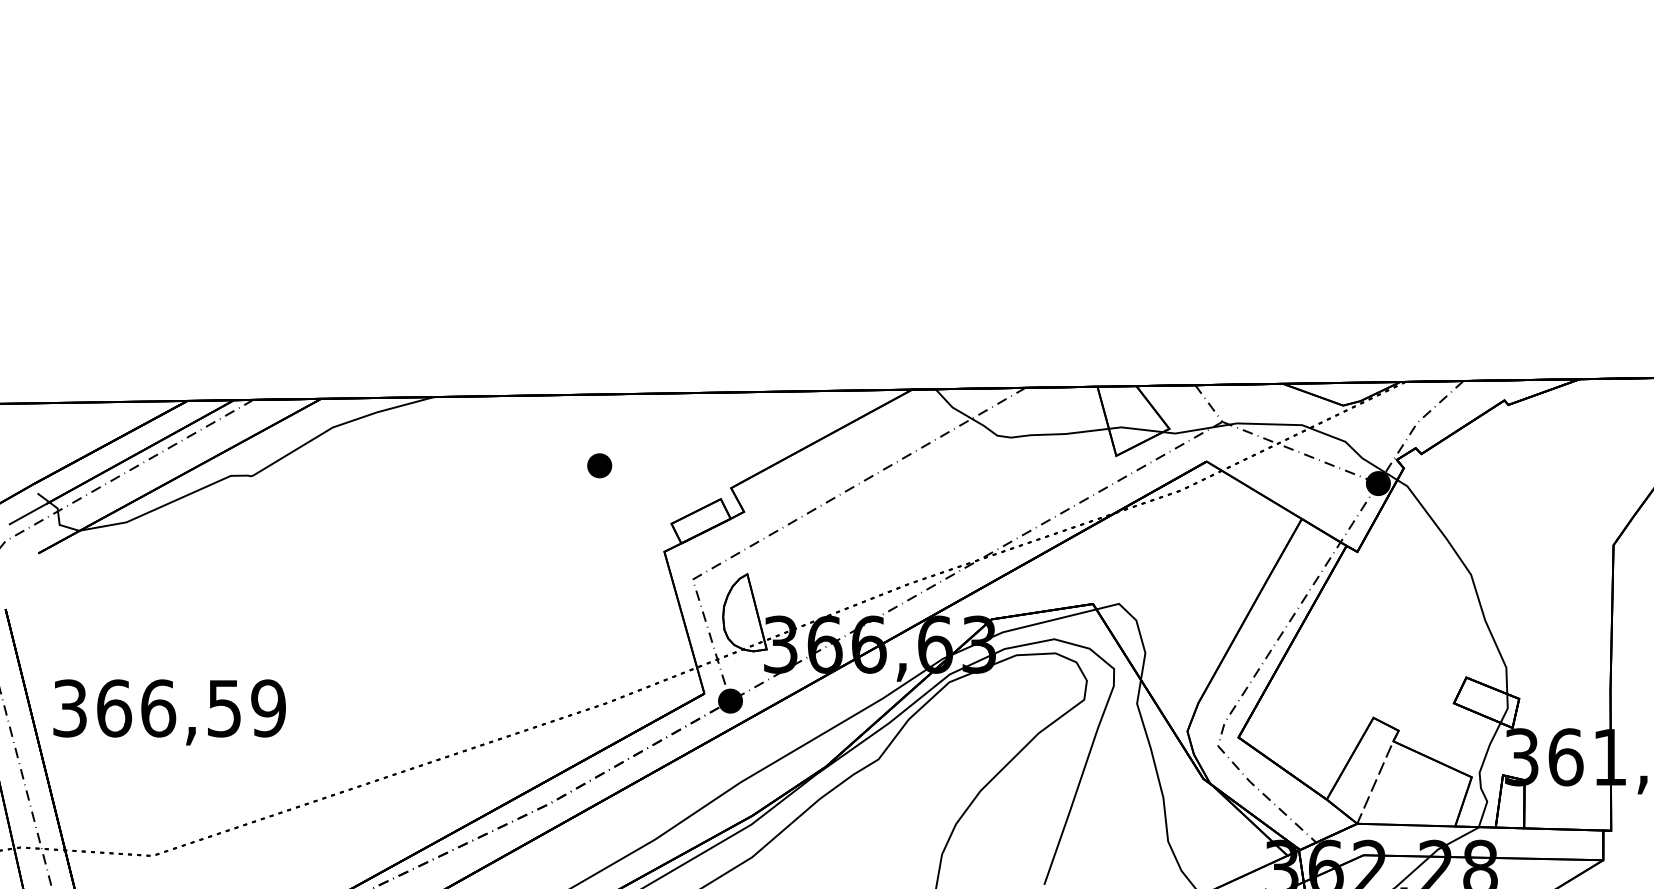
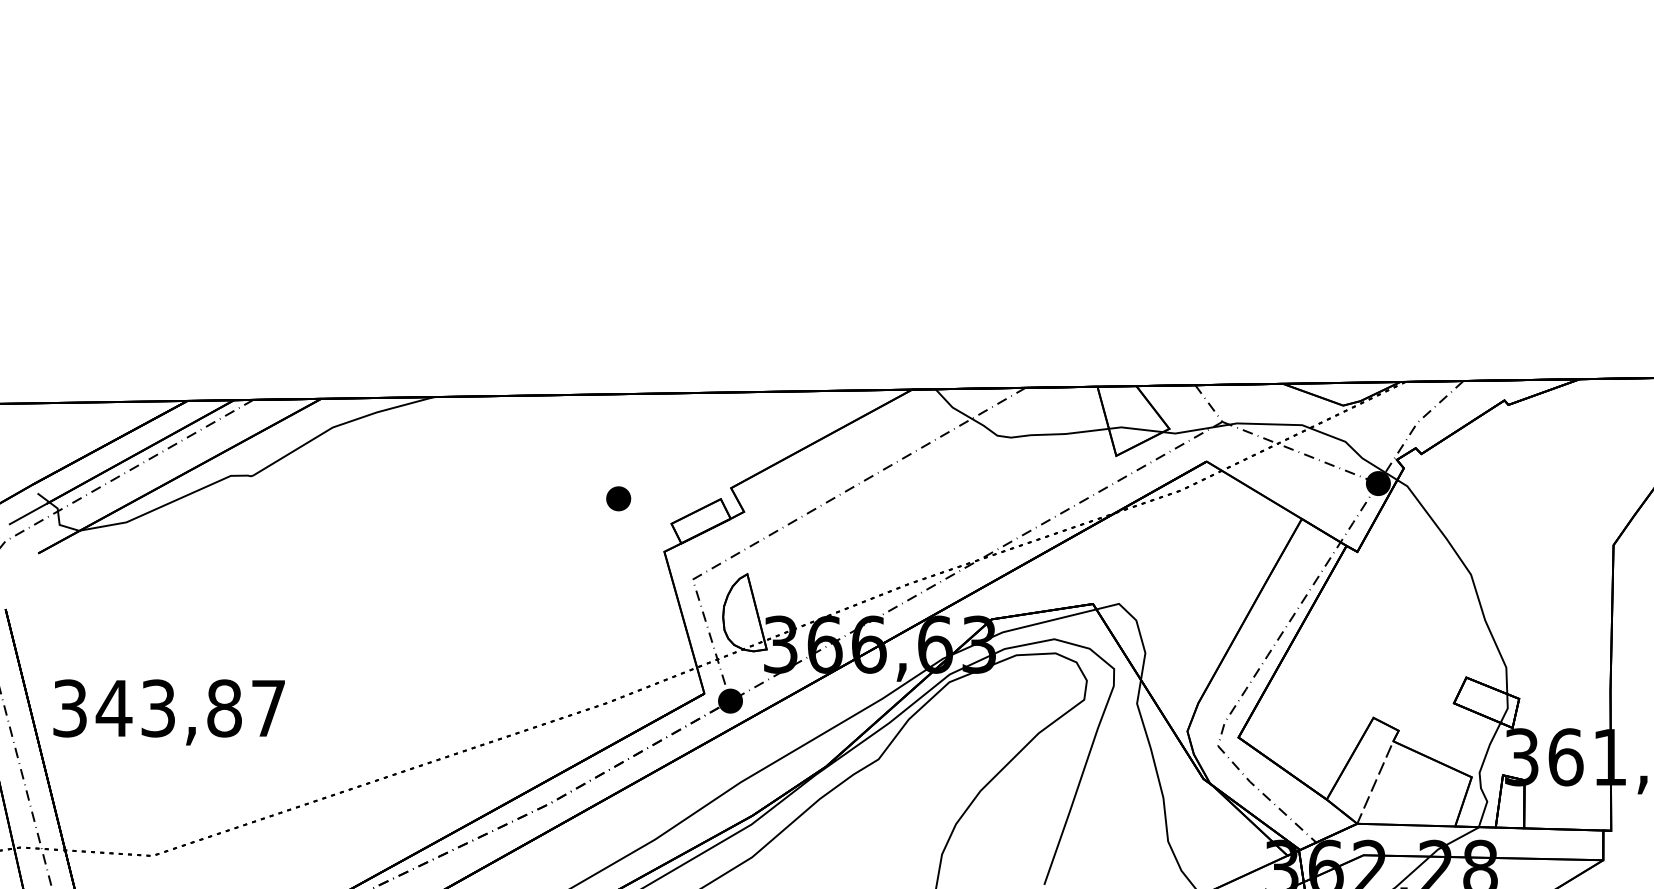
part position: (599, 465) -> (618, 498) (618, 498)
text: 366,59 -> 343,87 (190, 708)
